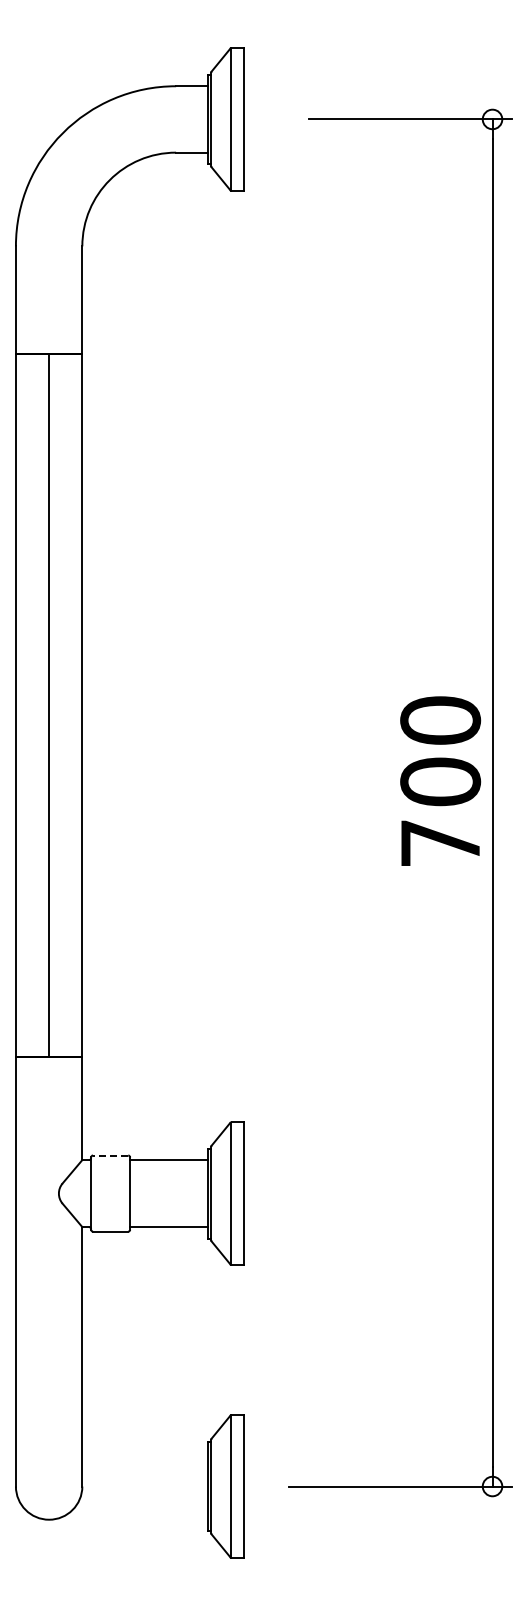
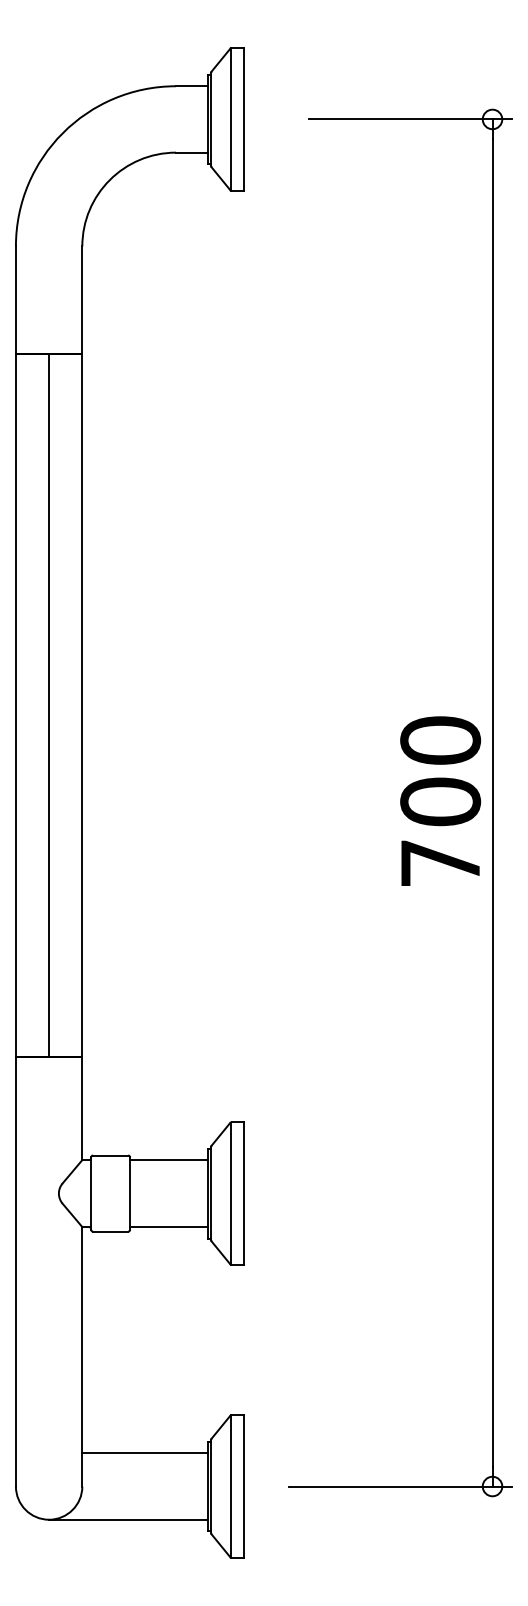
text position: (440, 780) -> (440, 800) (440, 800)
line: dashed -> solid (110, 1155)
line: none -> present (145, 1453)
line: none -> present (128, 1519)
